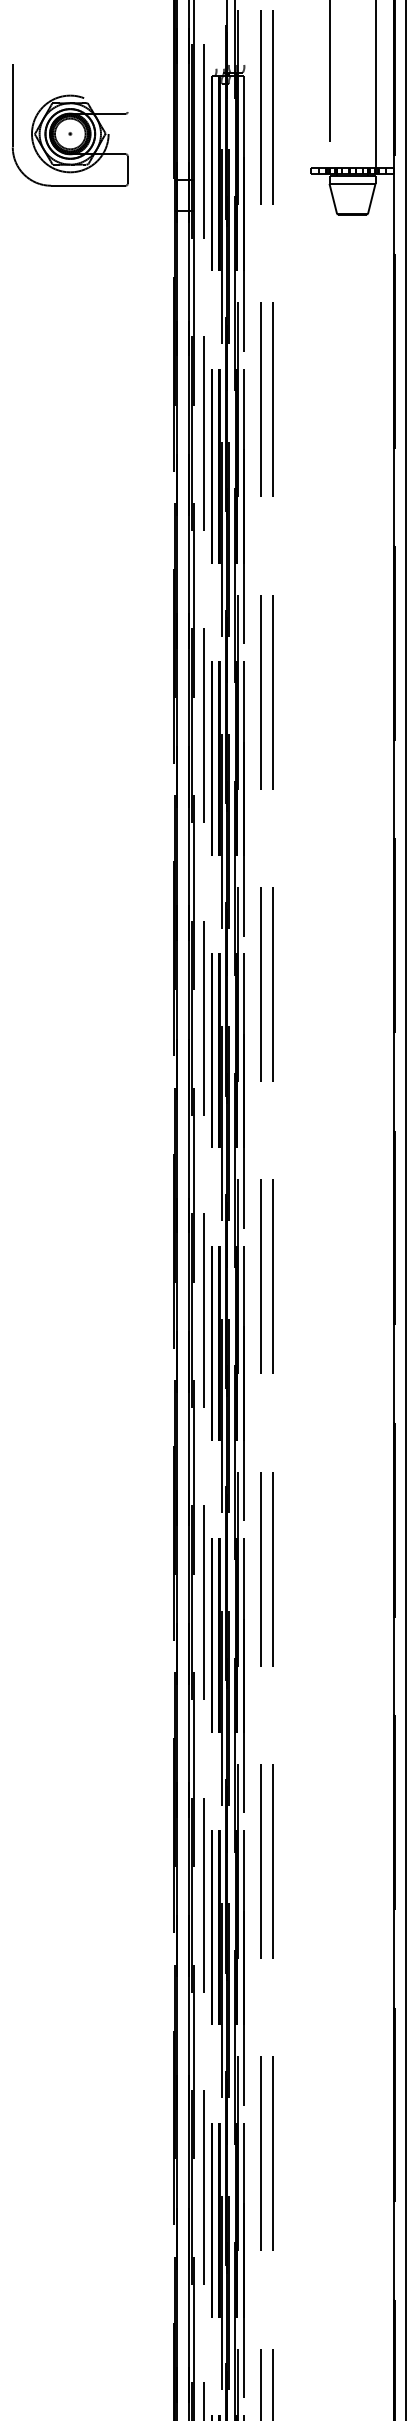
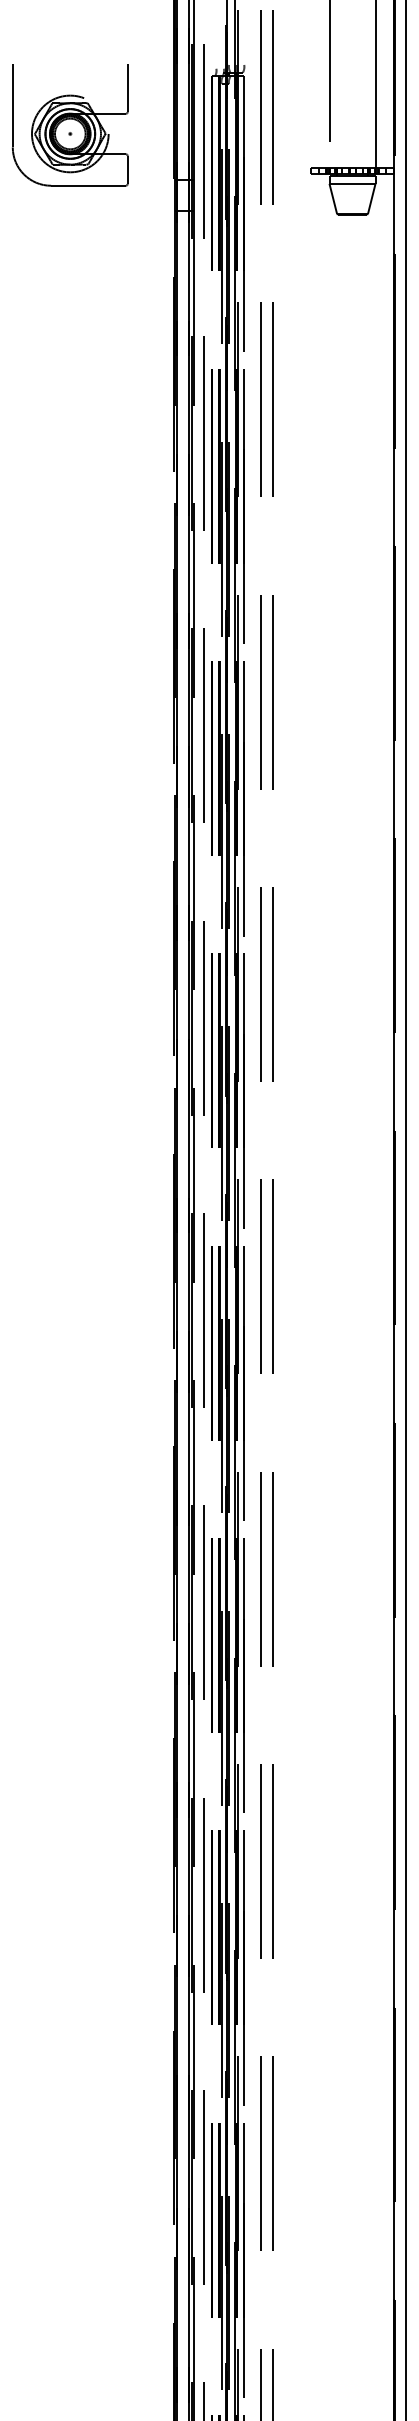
line: none -> present (127, 87)
